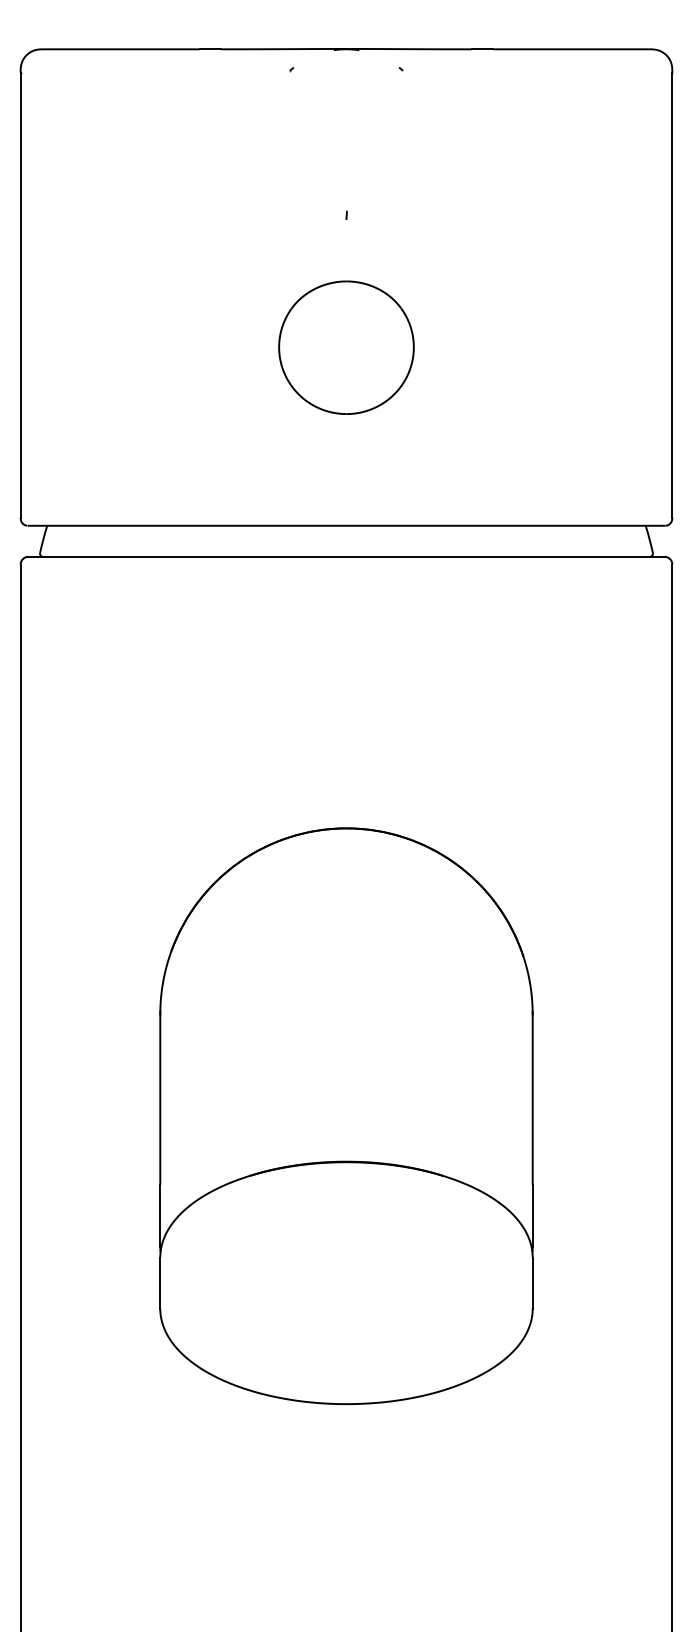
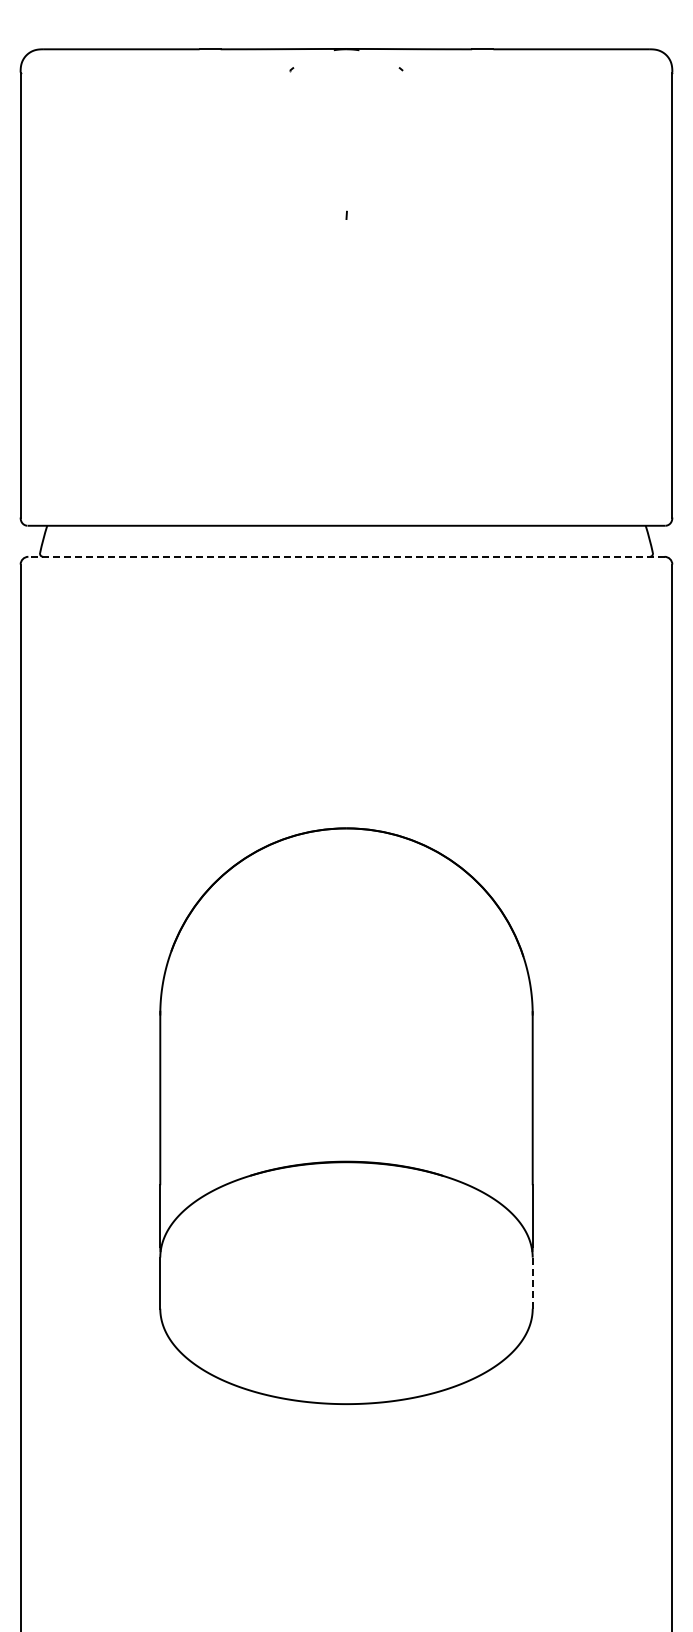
part: present -> none (346, 347)
line: solid -> dashed (346, 556)
line: solid -> dashed (532, 1283)
